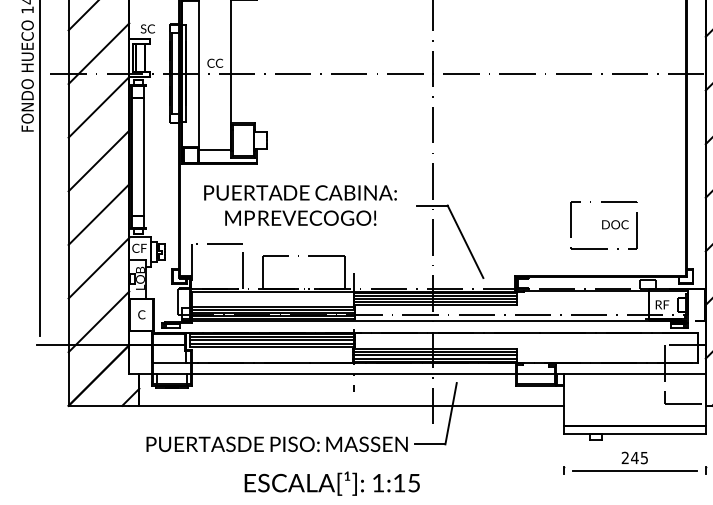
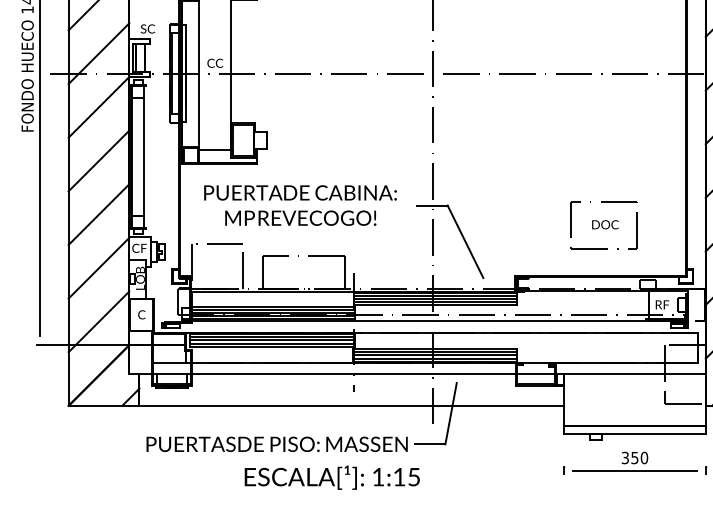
text position: (615, 224) -> (605, 224) (605, 224)
text: 245 -> 350 (634, 457)
text position: (331, 483) -> (331, 477) (331, 477)
